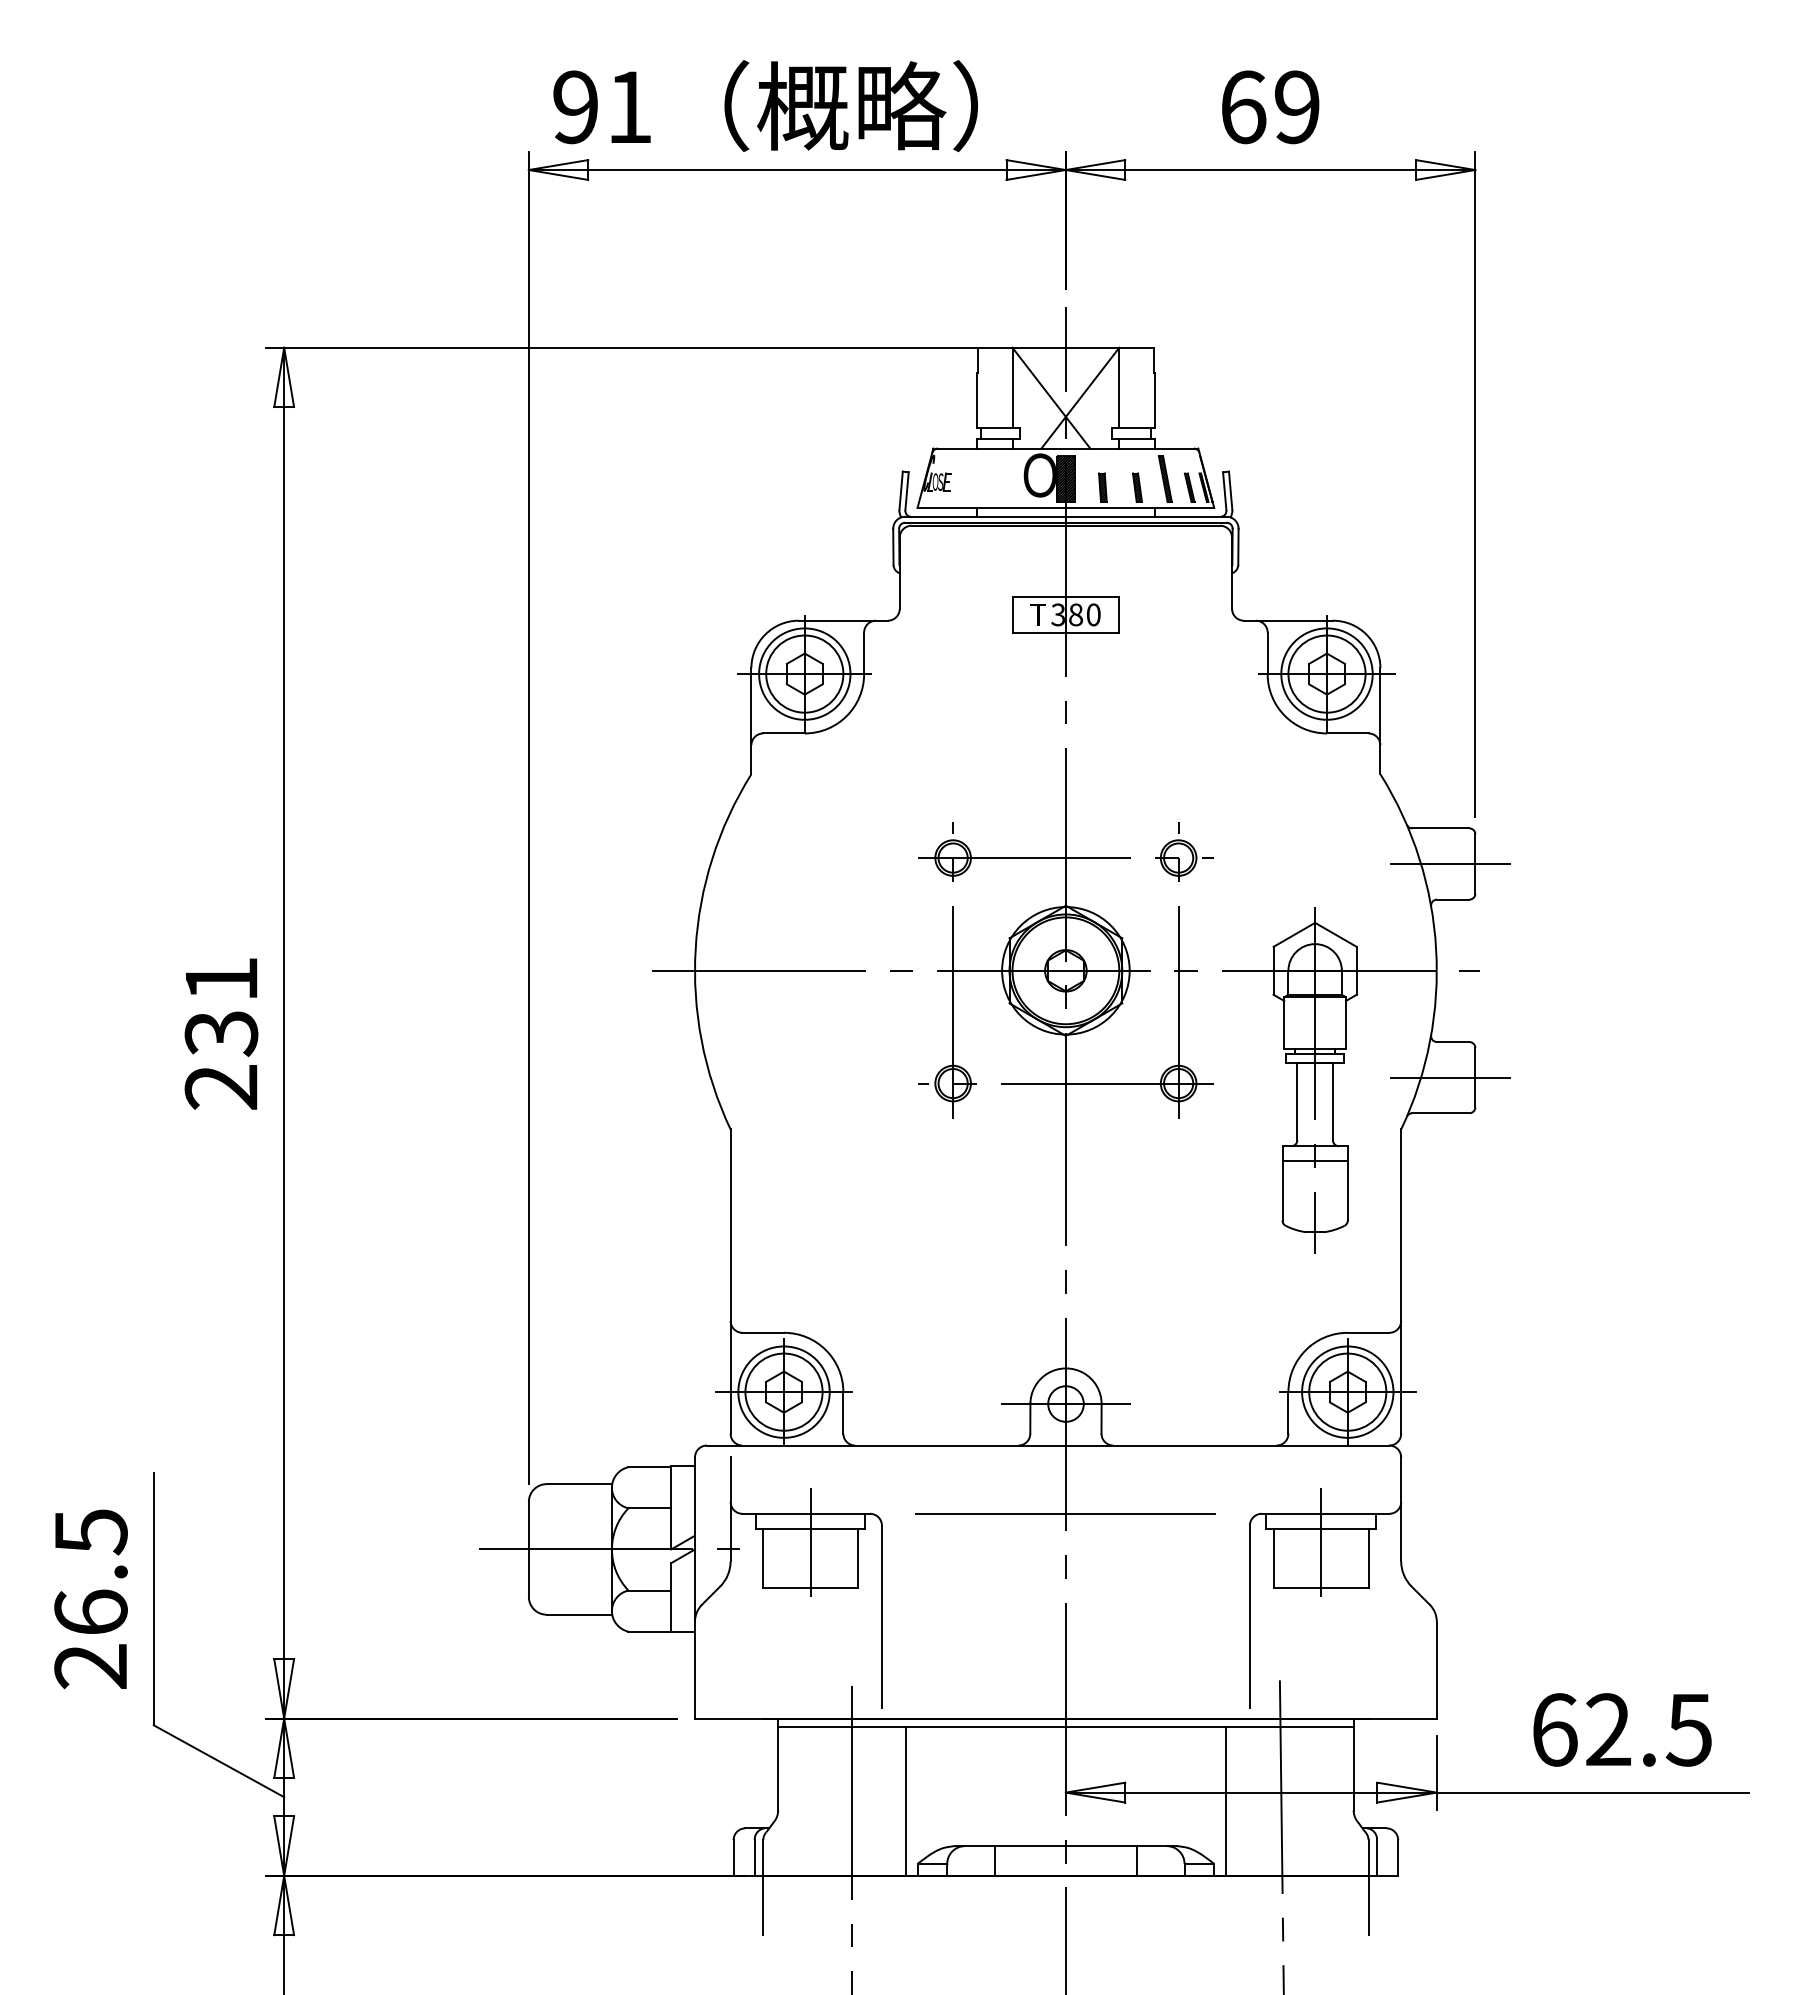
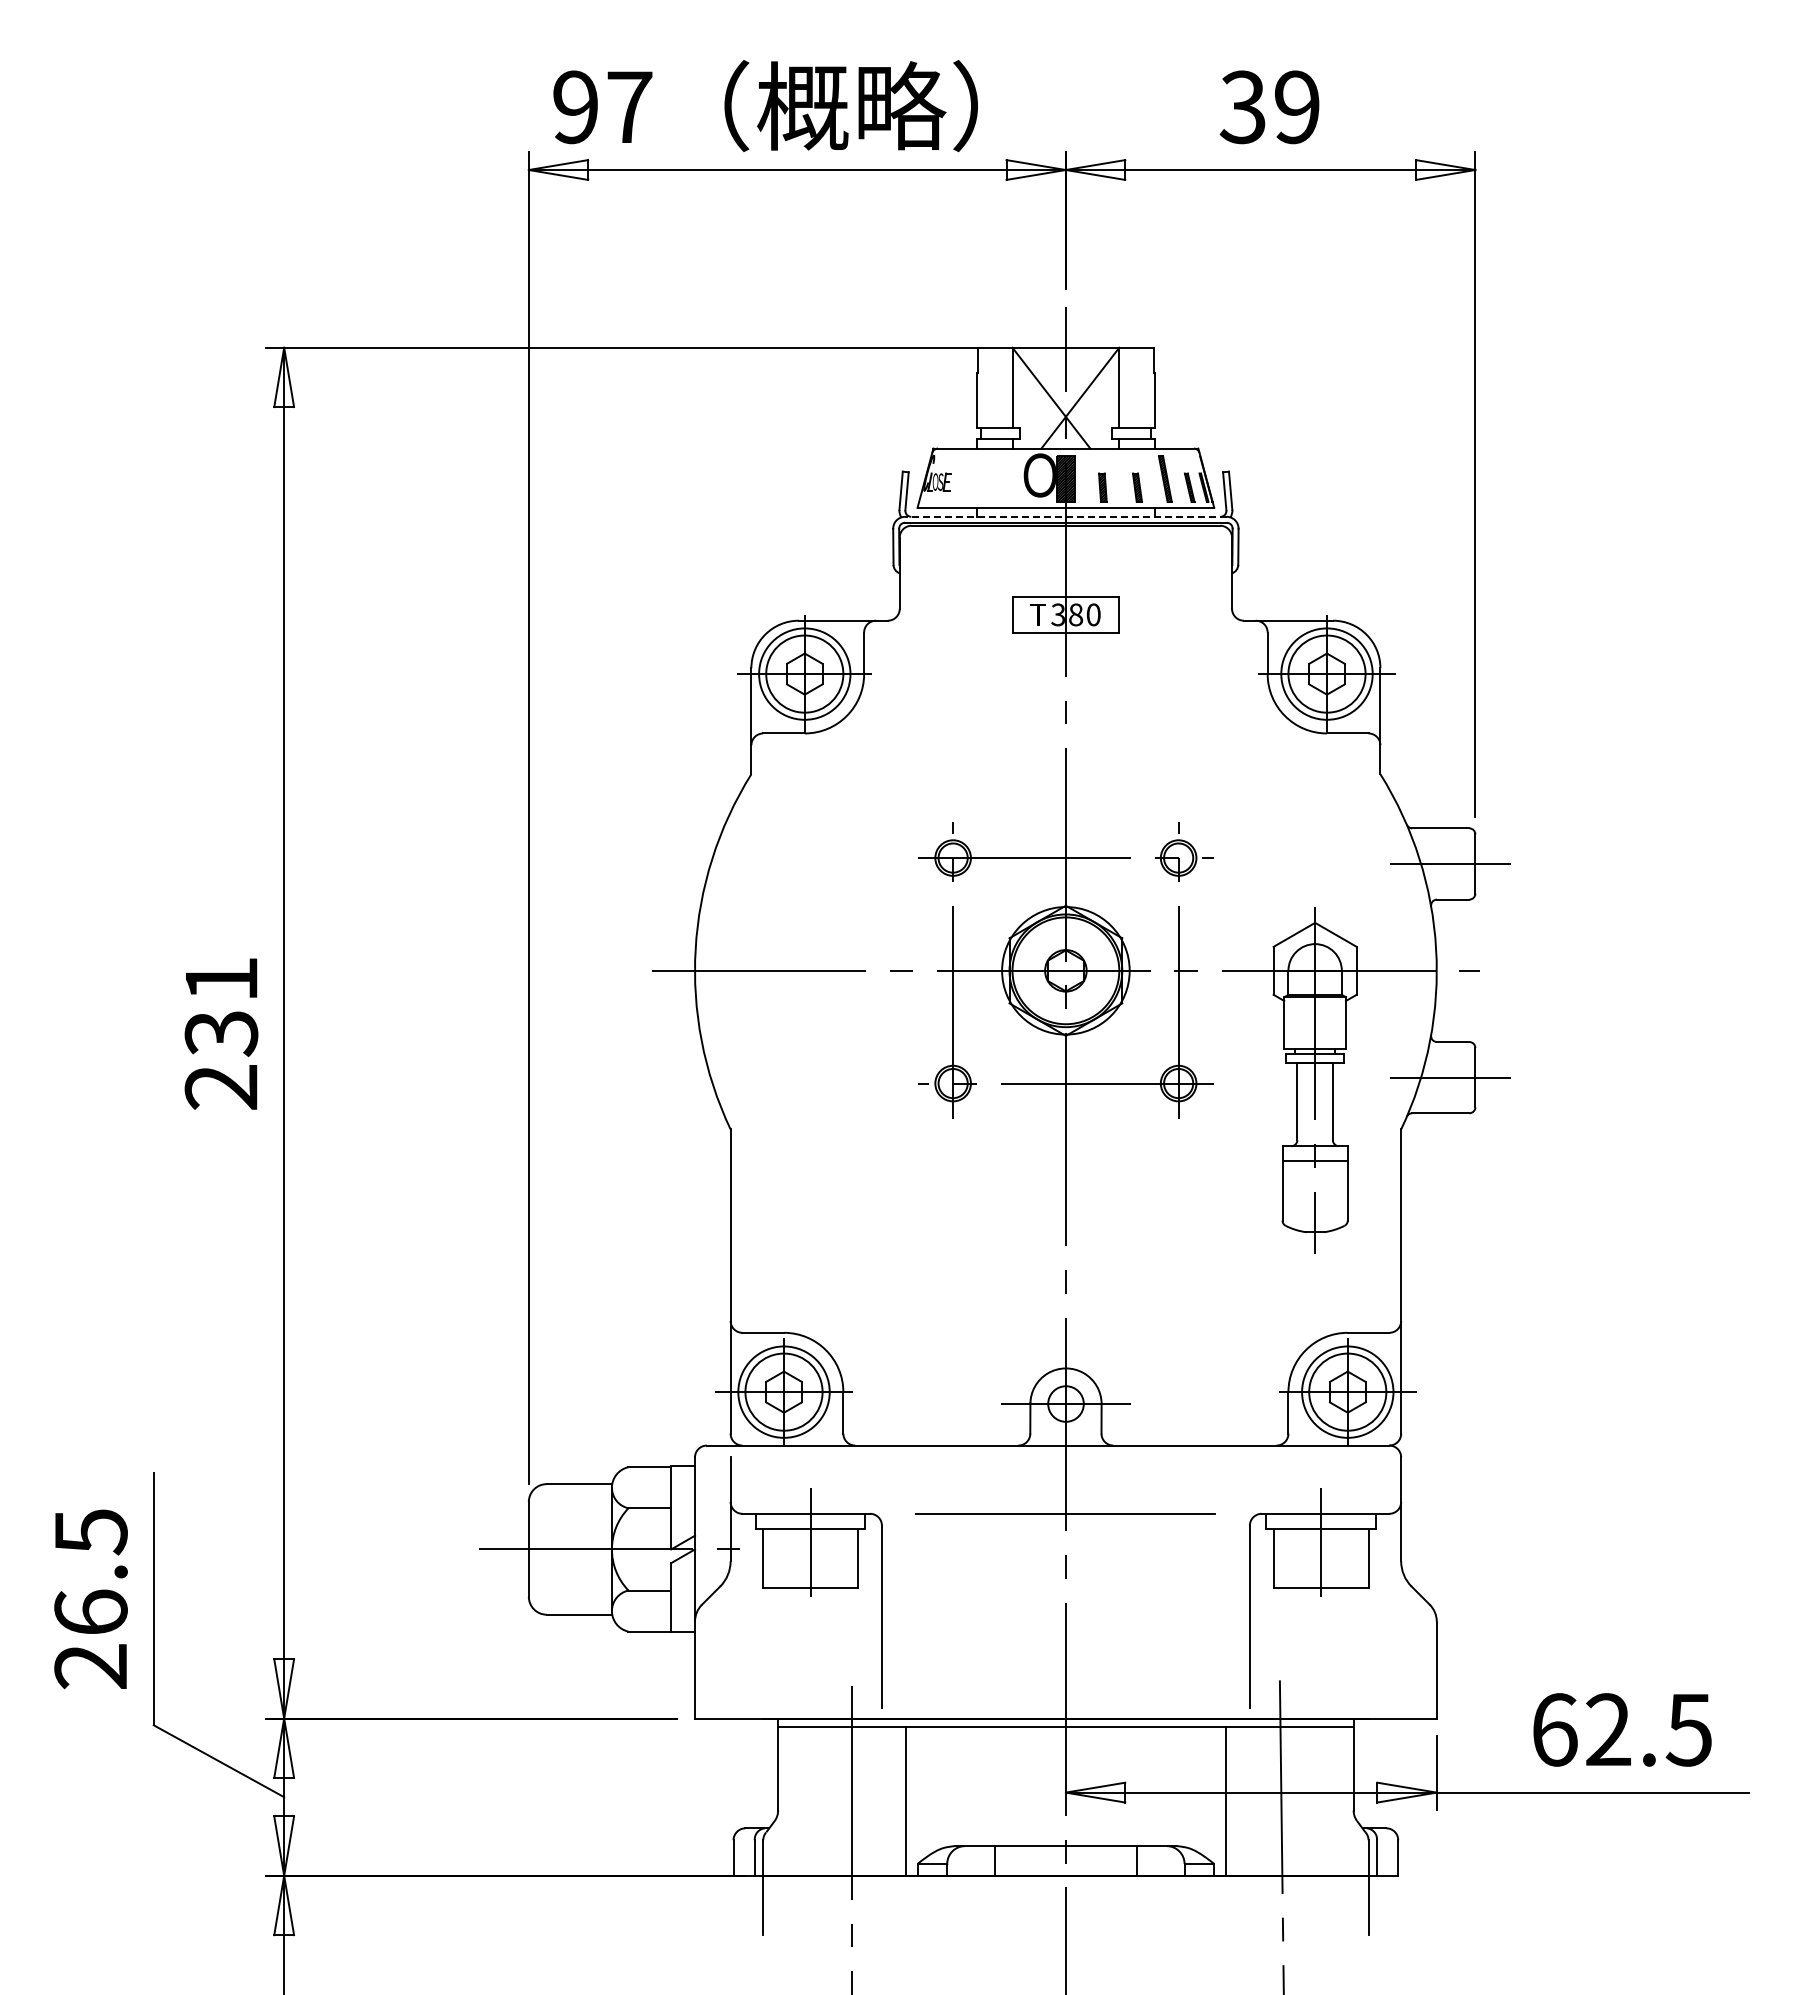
text: 91 -> 97 (629, 106)
text: 69 -> 39 (1242, 107)
line: solid -> dashed (1065, 516)
